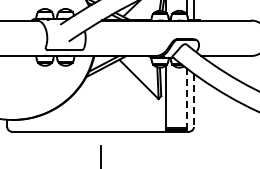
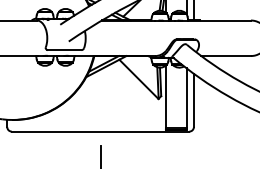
line: dashed -> solid (186, 98)
line: dashed -> solid (193, 100)
